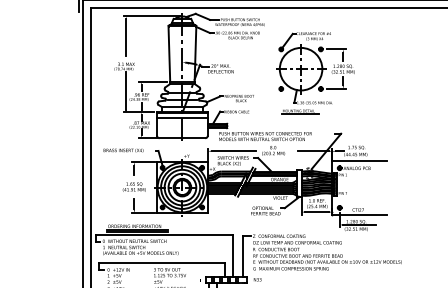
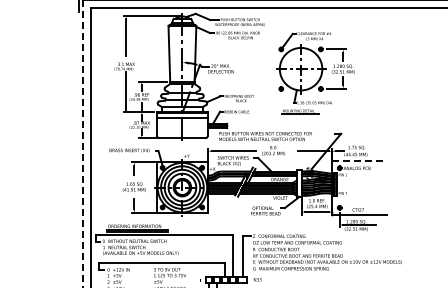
line: solid -> dashed (83, 144)
text position: (123, 150) -> (129, 150) (129, 150)
line: solid -> dashed (360, 160)
